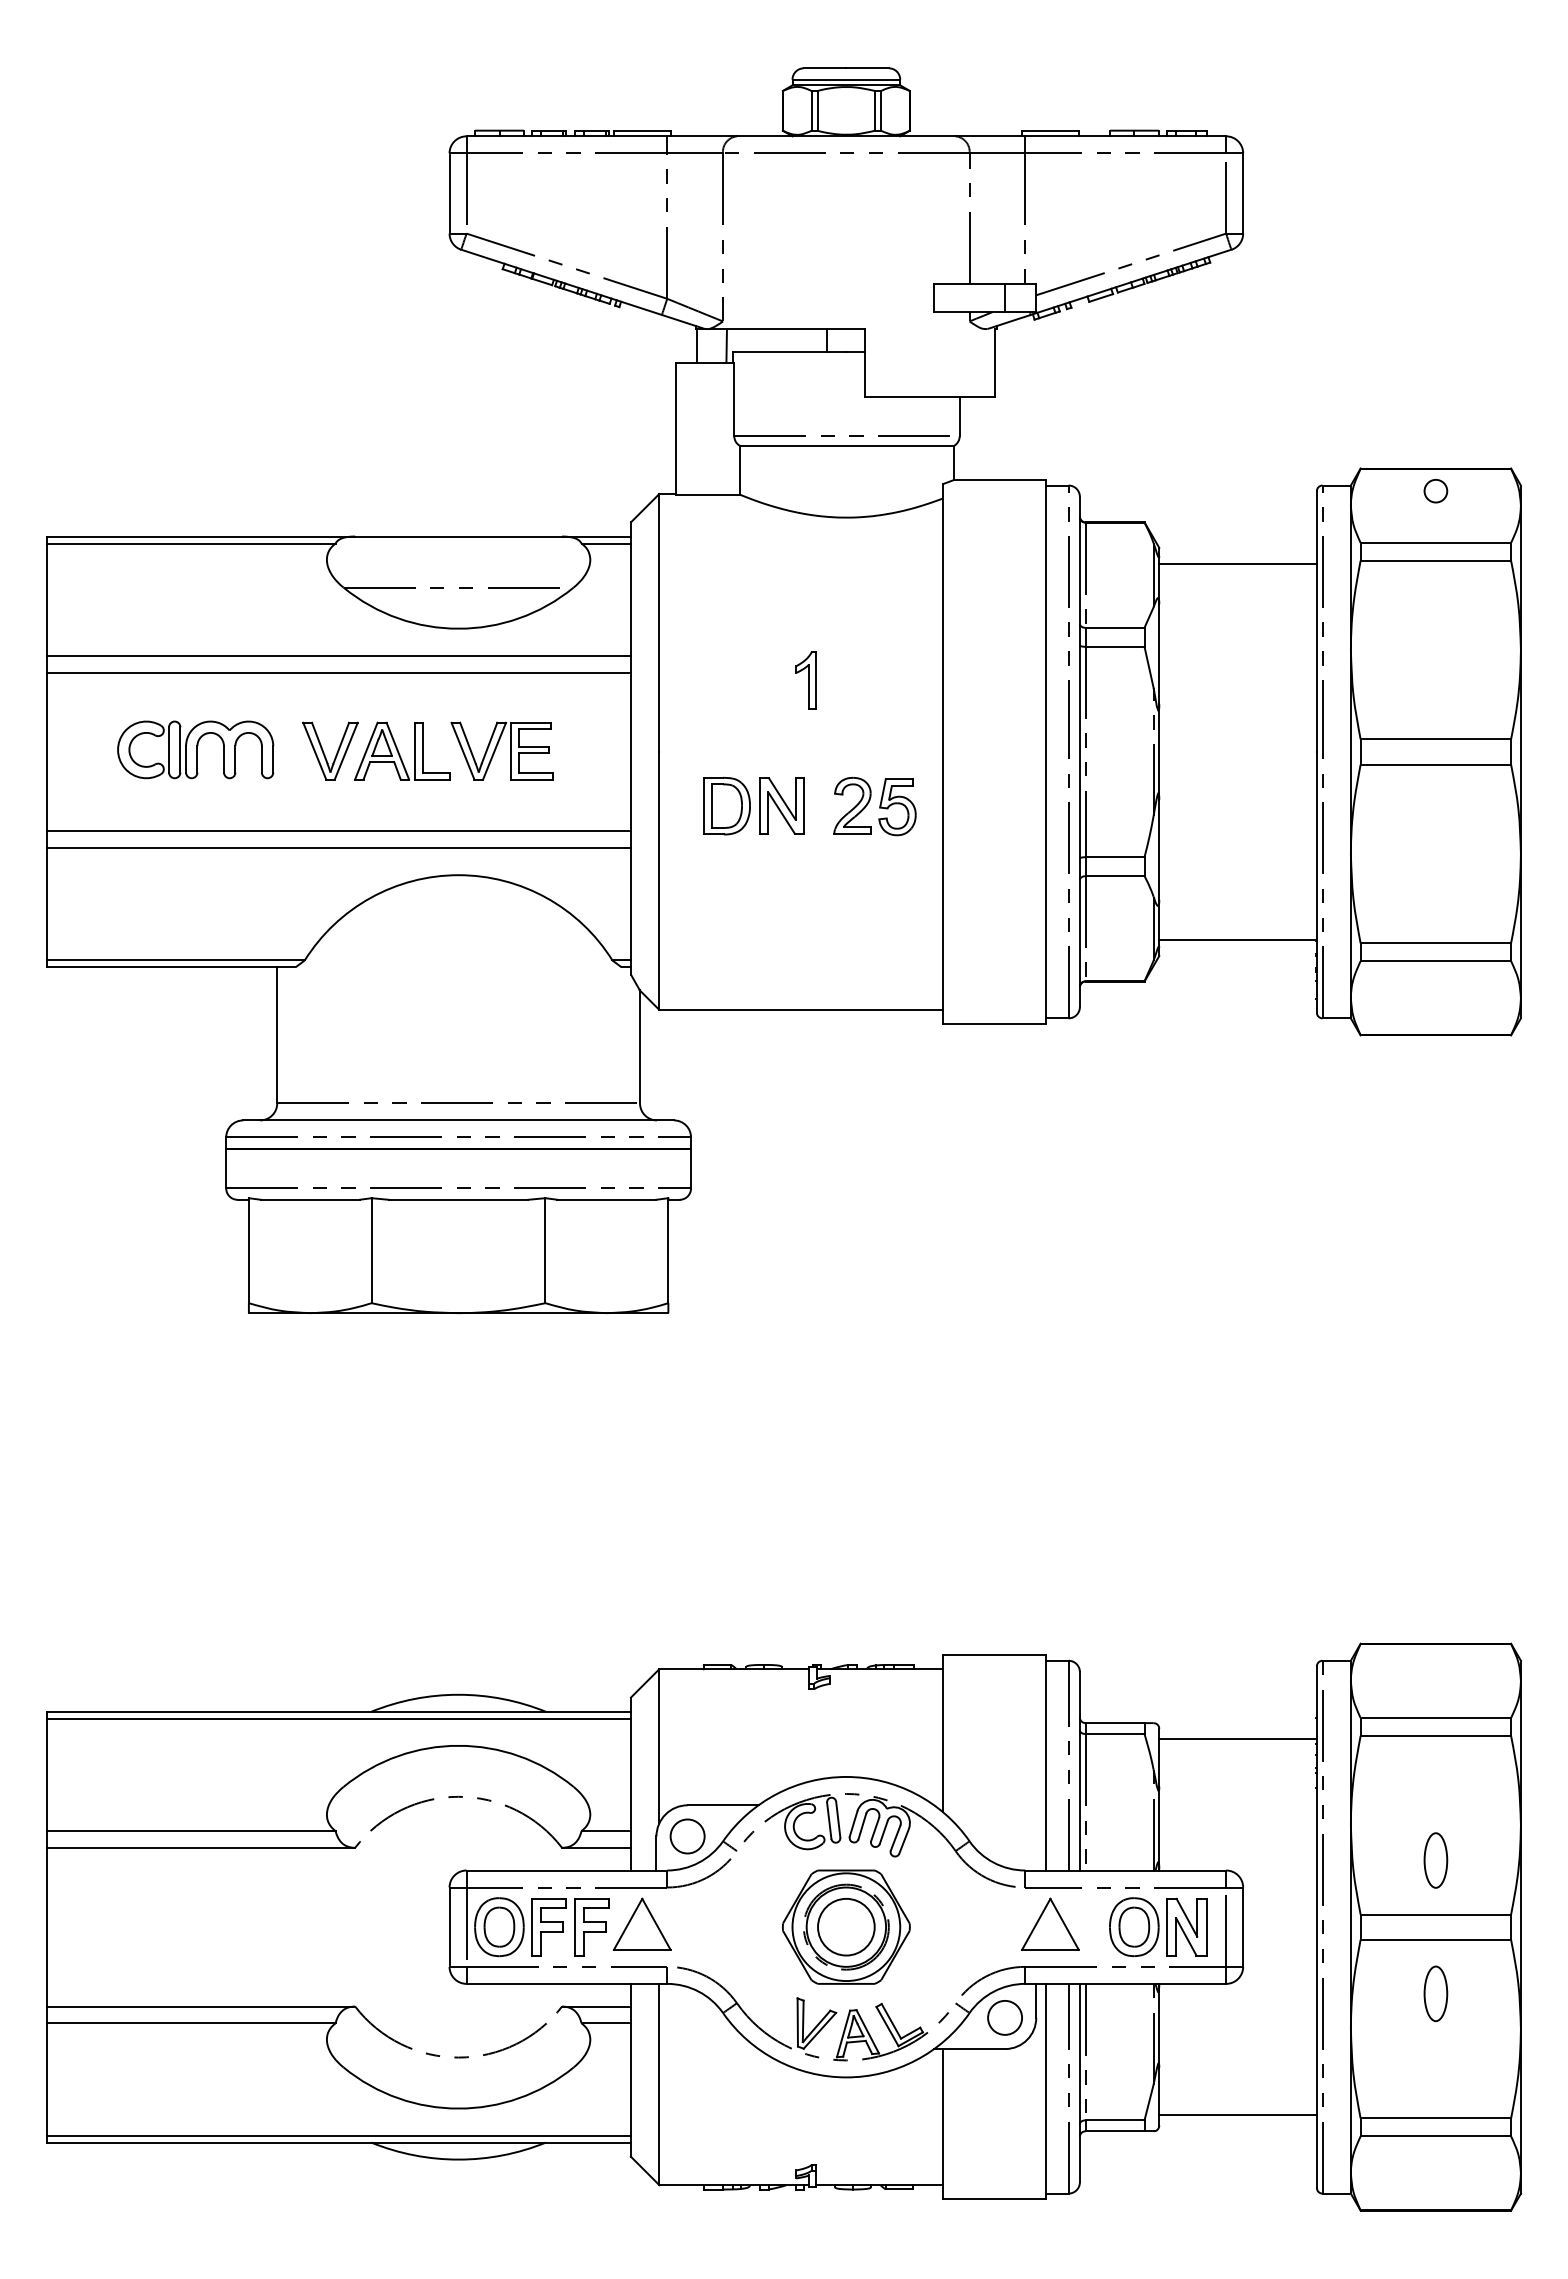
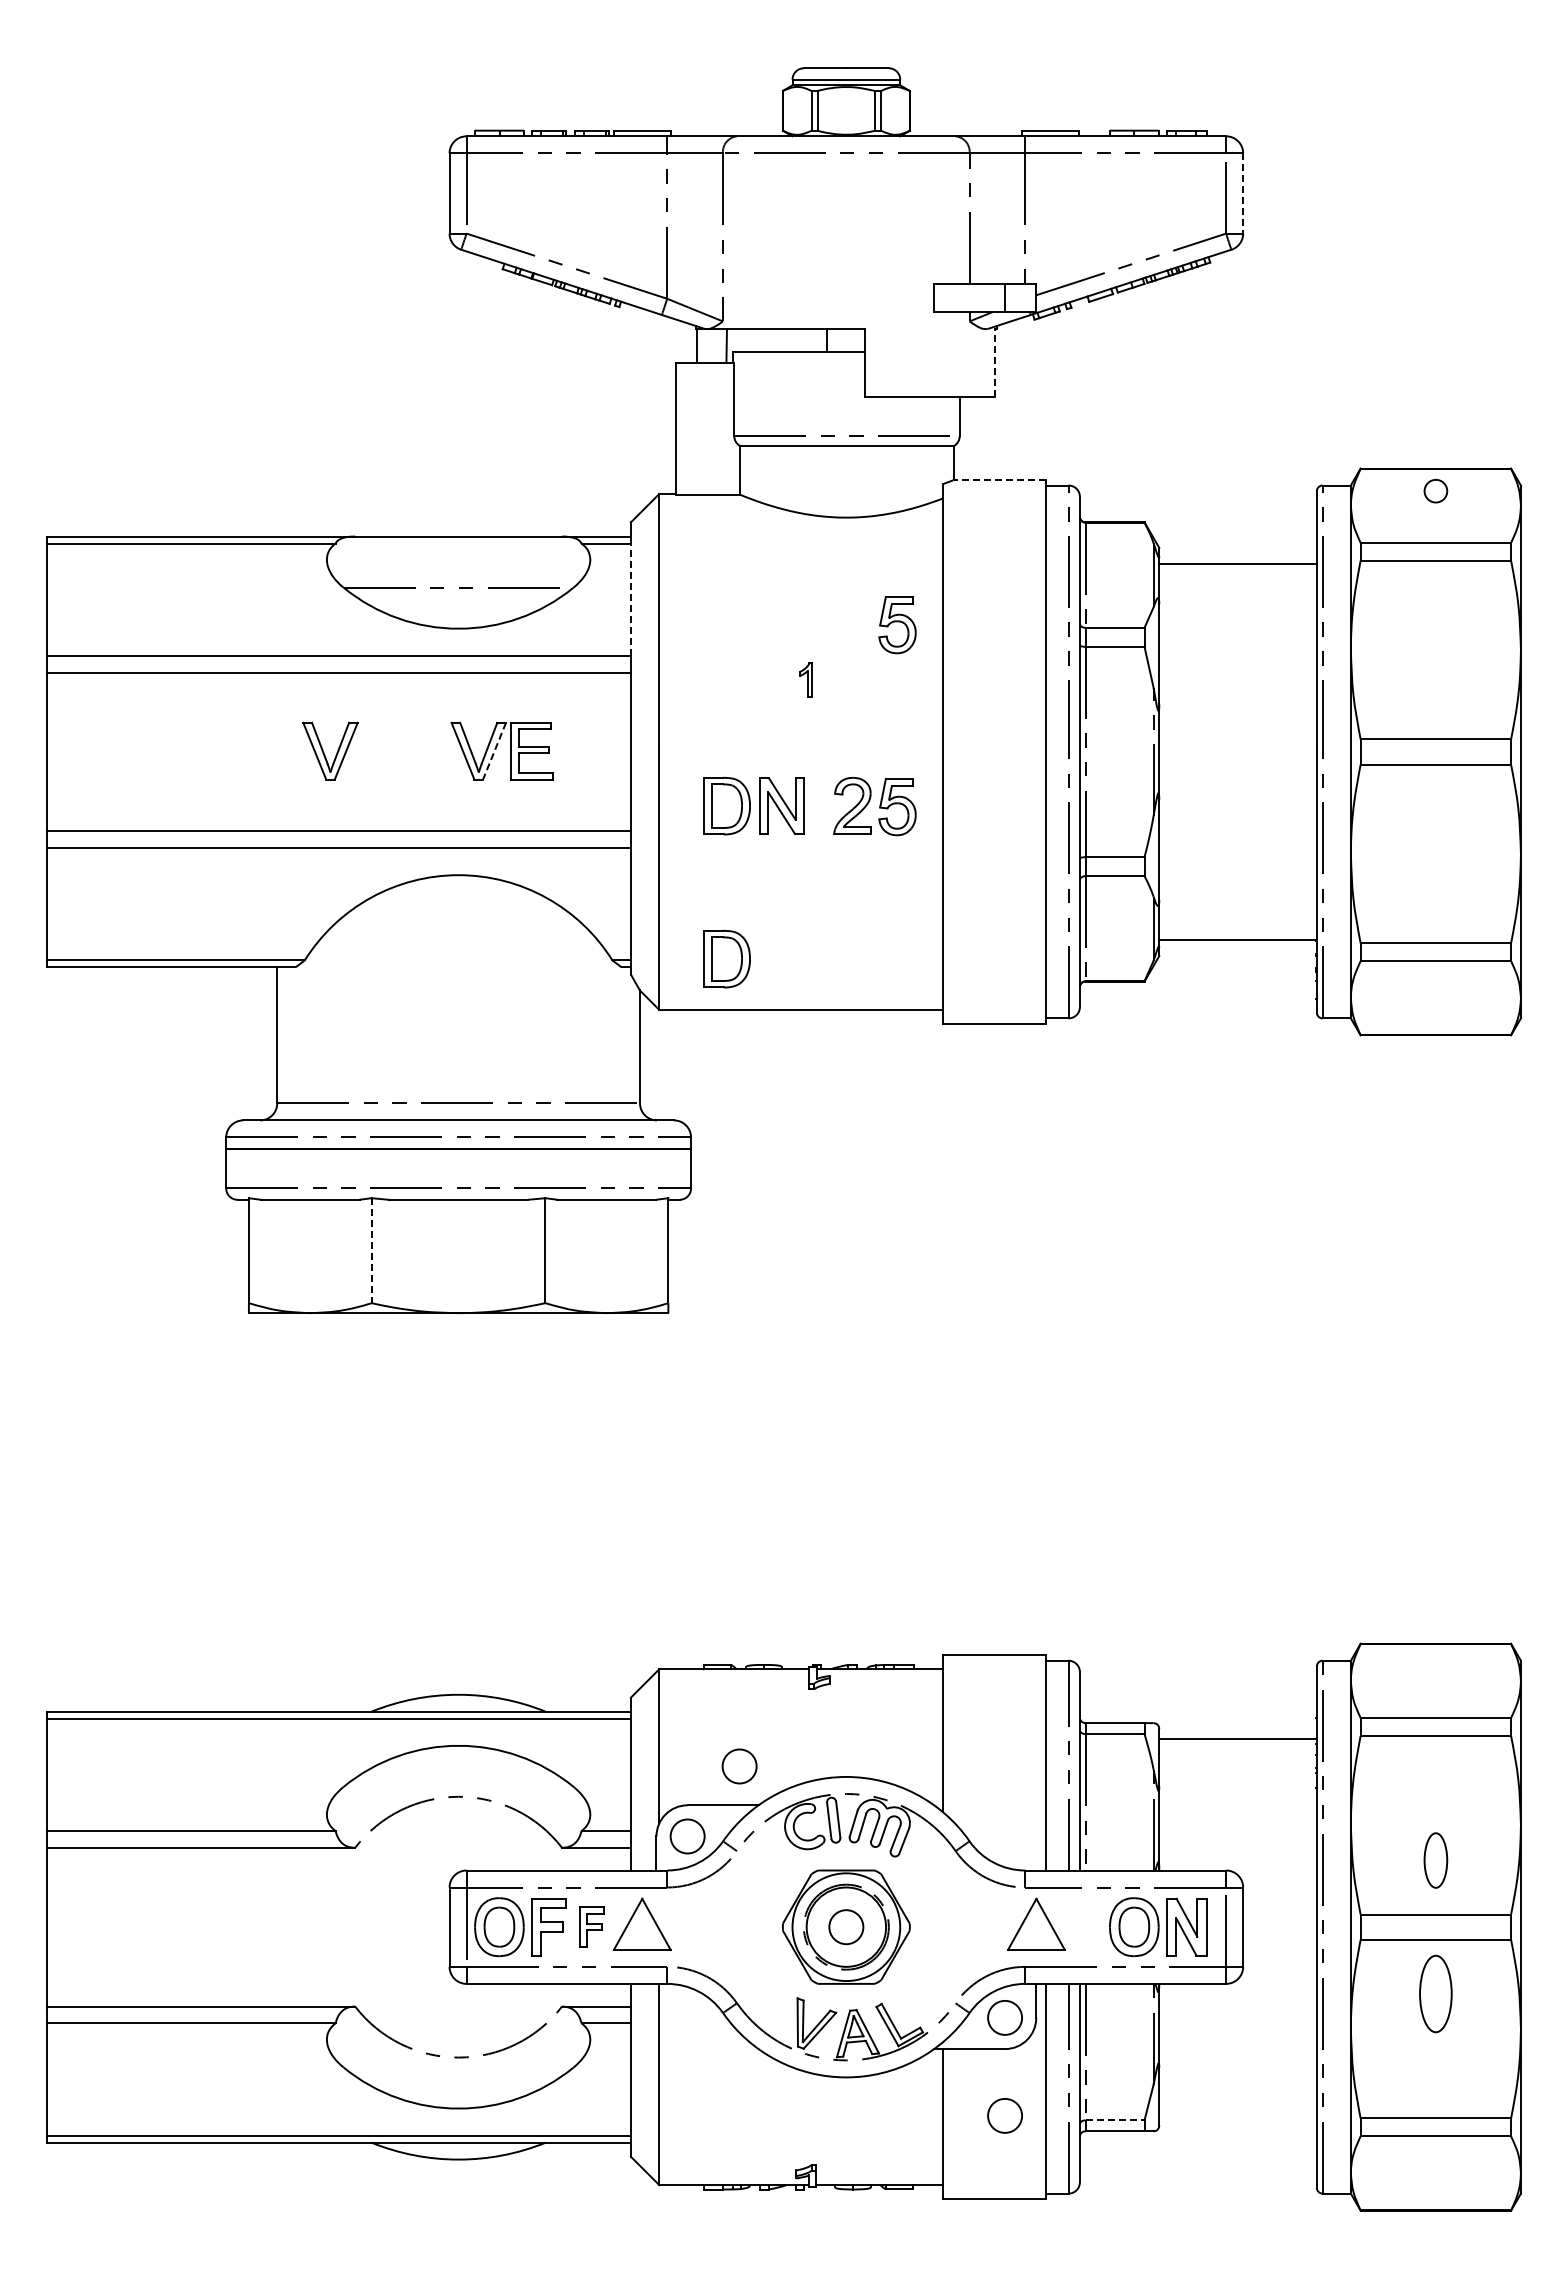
line: solid -> dashed (1243, 193)
line: solid -> dashed (995, 362)
line: solid -> dashed (999, 479)
line: solid -> dashed (630, 599)
part: none -> present (897, 625)
part size: 22x59 px -> 14x36 px (805, 679)
part: present -> none (195, 749)
part: present -> none (402, 750)
line: solid -> dashed (494, 751)
part: none -> present (726, 958)
line: solid -> dashed (371, 1251)
circle: none -> present (739, 1766)
part position: (1050, 1923) -> (1036, 1923) (1036, 1923)
circle diameter: 57 px -> 34 px (846, 1927)
part size: 36x59 px -> 26x42 px (591, 1926)
part size: 26x57 px -> 34x80 px (1435, 1993)
circle: none -> present (1004, 2115)
line: present -> none (1237, 2115)
line: solid -> dashed (1115, 2120)
